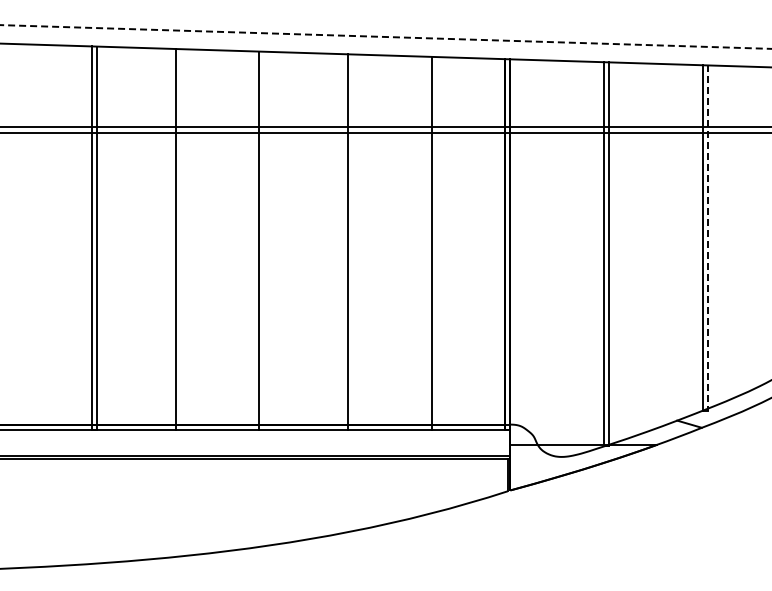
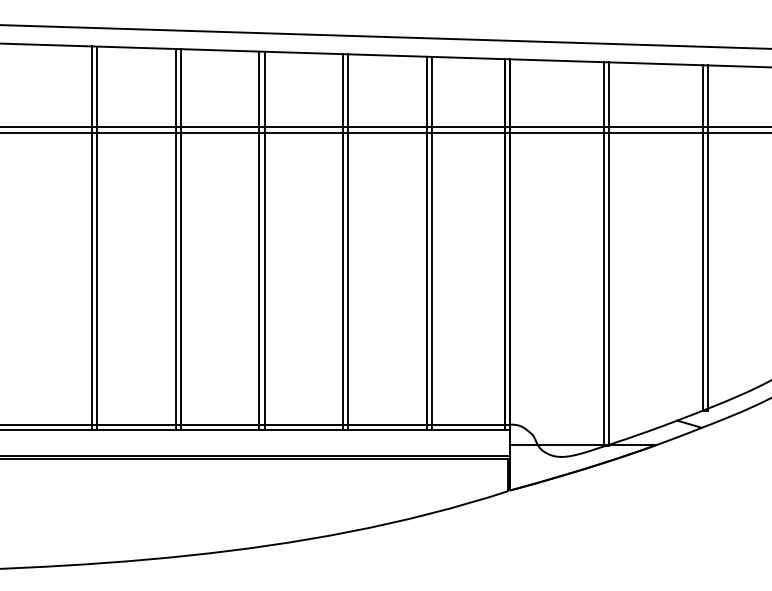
line: dashed -> solid (386, 37)
line: dashed -> solid (707, 238)
line: none -> present (181, 239)
line: none -> present (264, 240)
line: none -> present (343, 241)
line: none -> present (426, 242)
